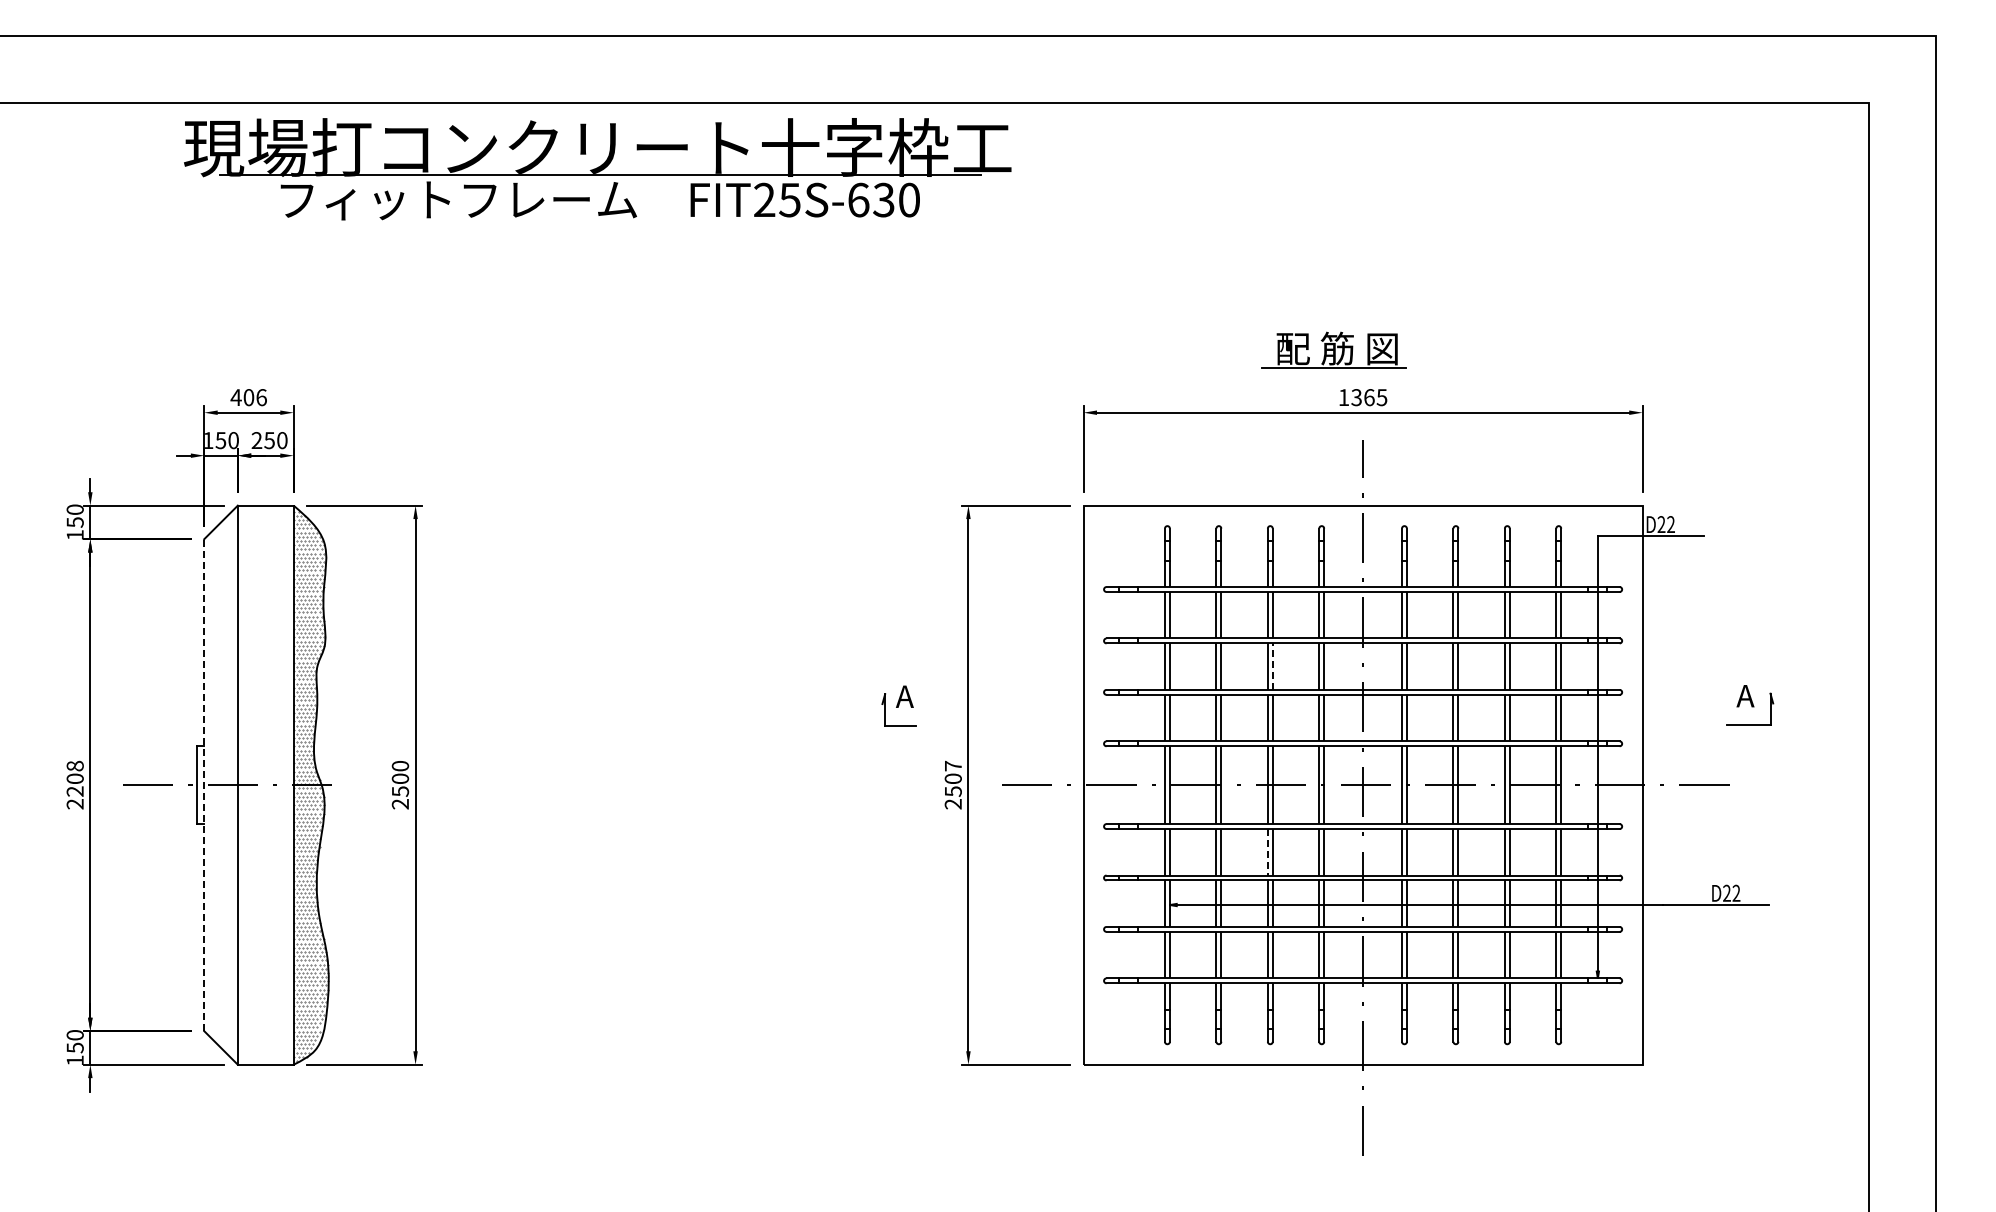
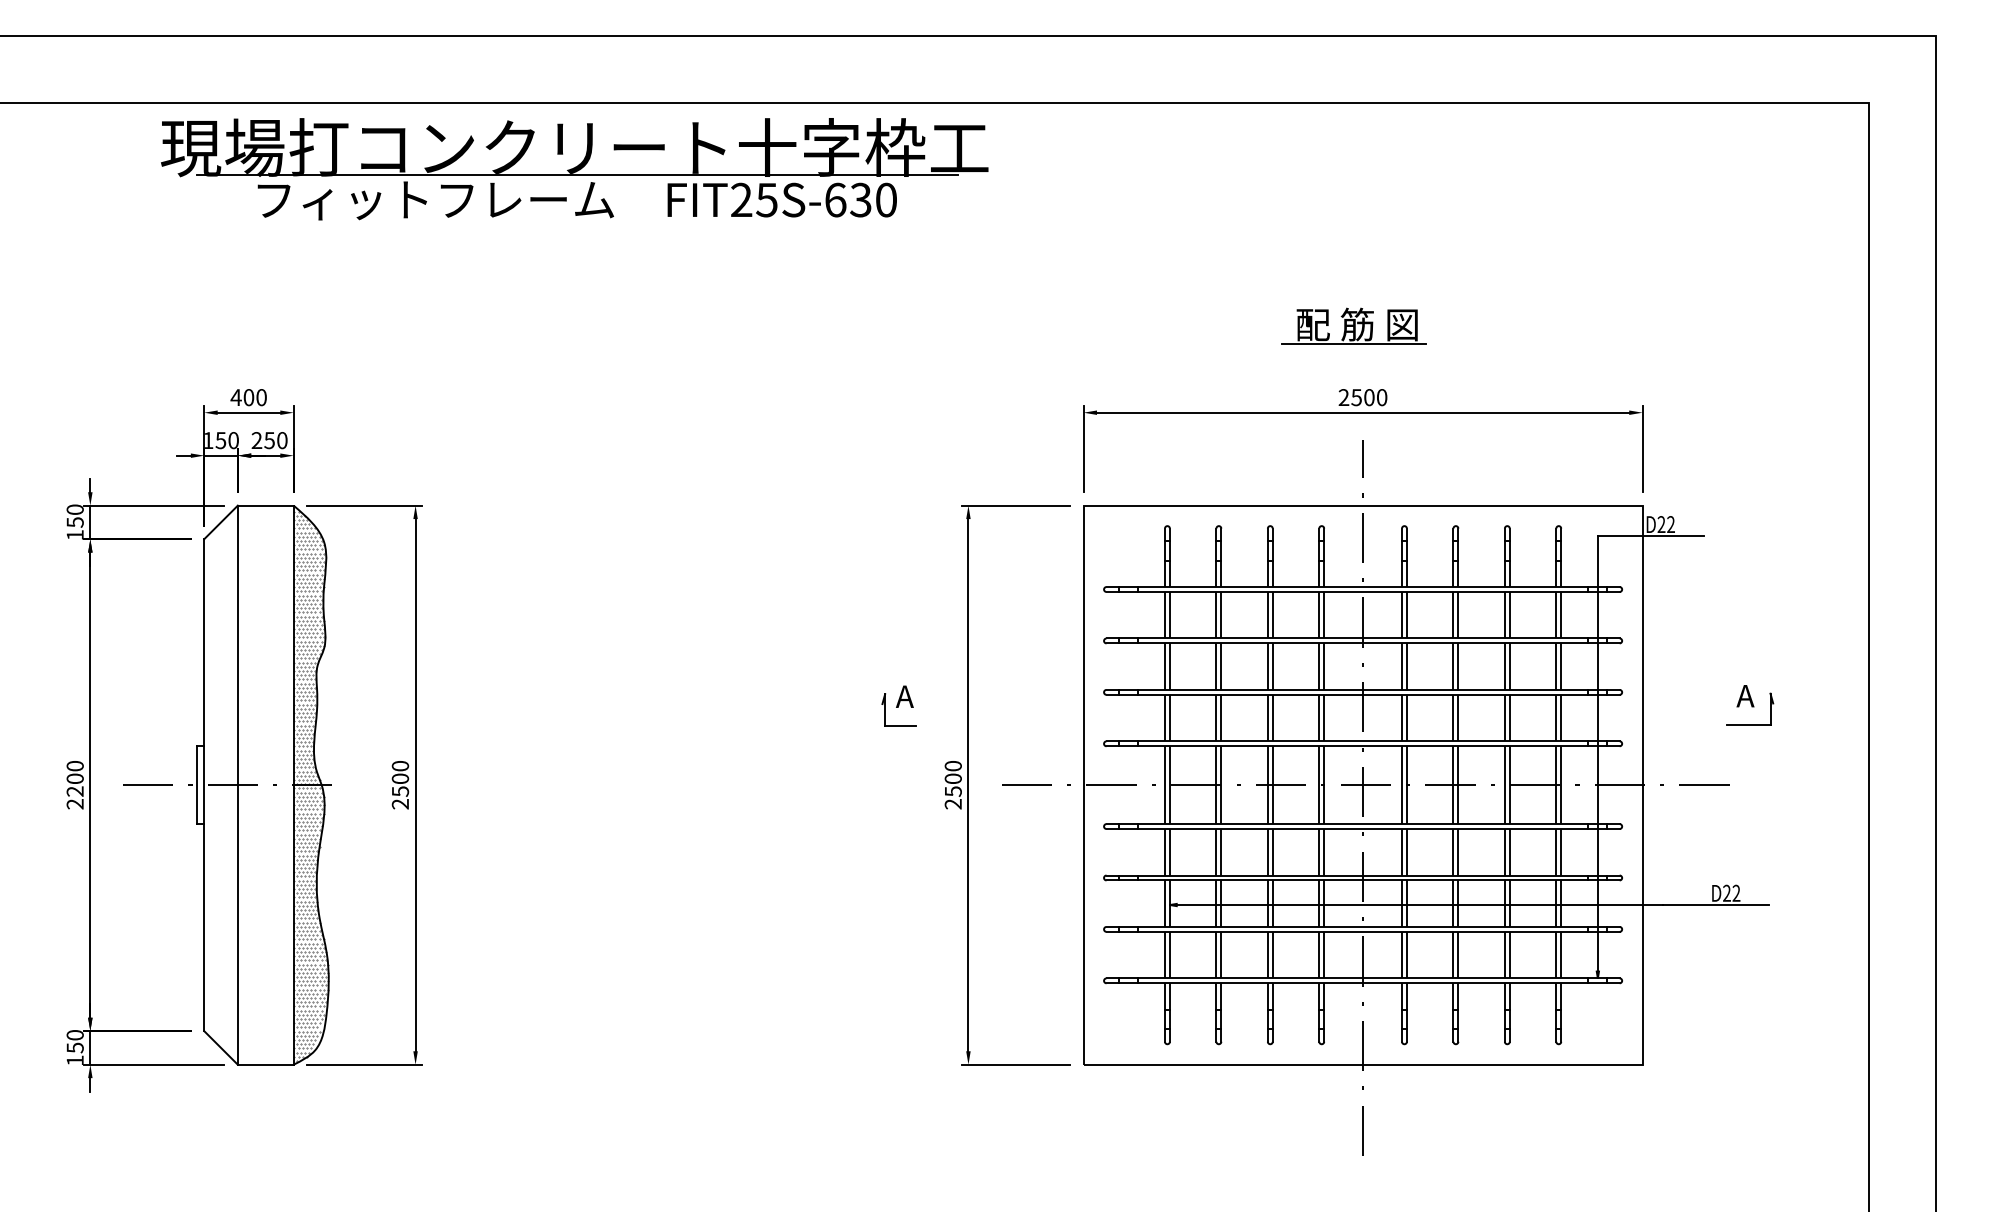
part position: (597, 169) -> (574, 169) (574, 169)
part position: (1333, 349) -> (1353, 325) (1353, 325)
text: 406 -> 400 (261, 397)
text: 1365 -> 2500 (1362, 397)
line: dashed -> solid (1272, 666)
text: 2208 -> 2200 (75, 765)
text: 2507 -> 2500 (952, 765)
line: dashed -> solid (204, 785)
line: dashed -> solid (1267, 852)
